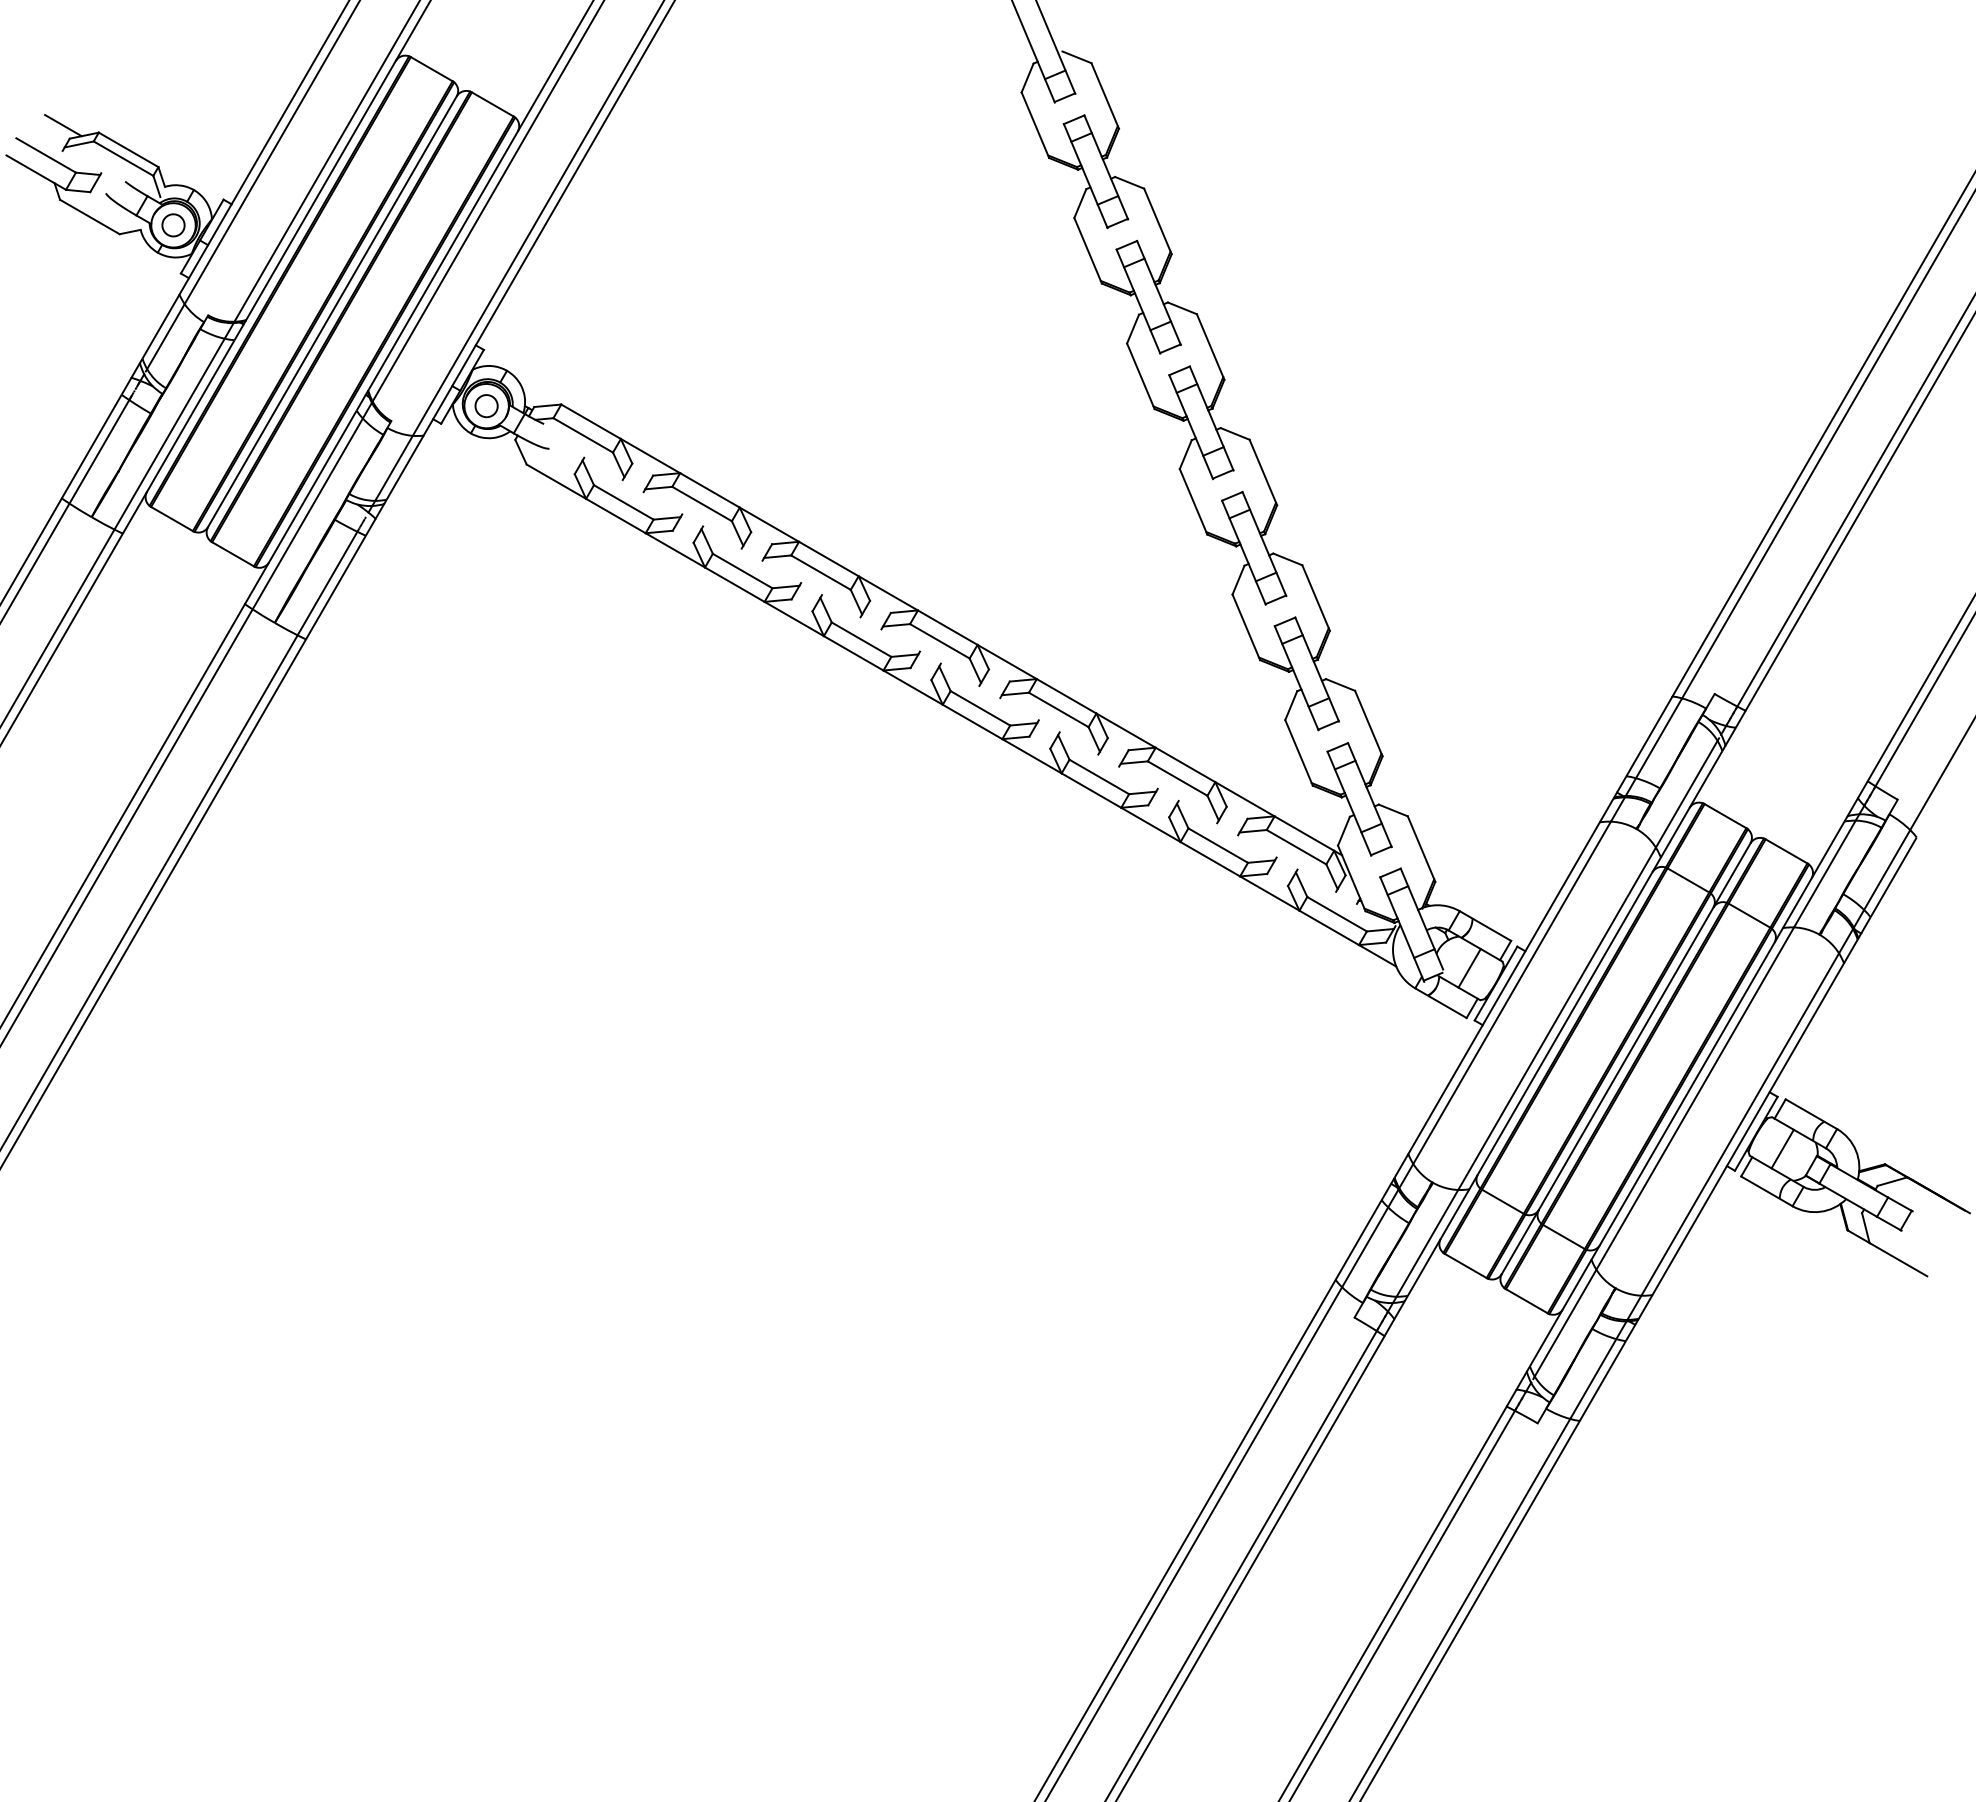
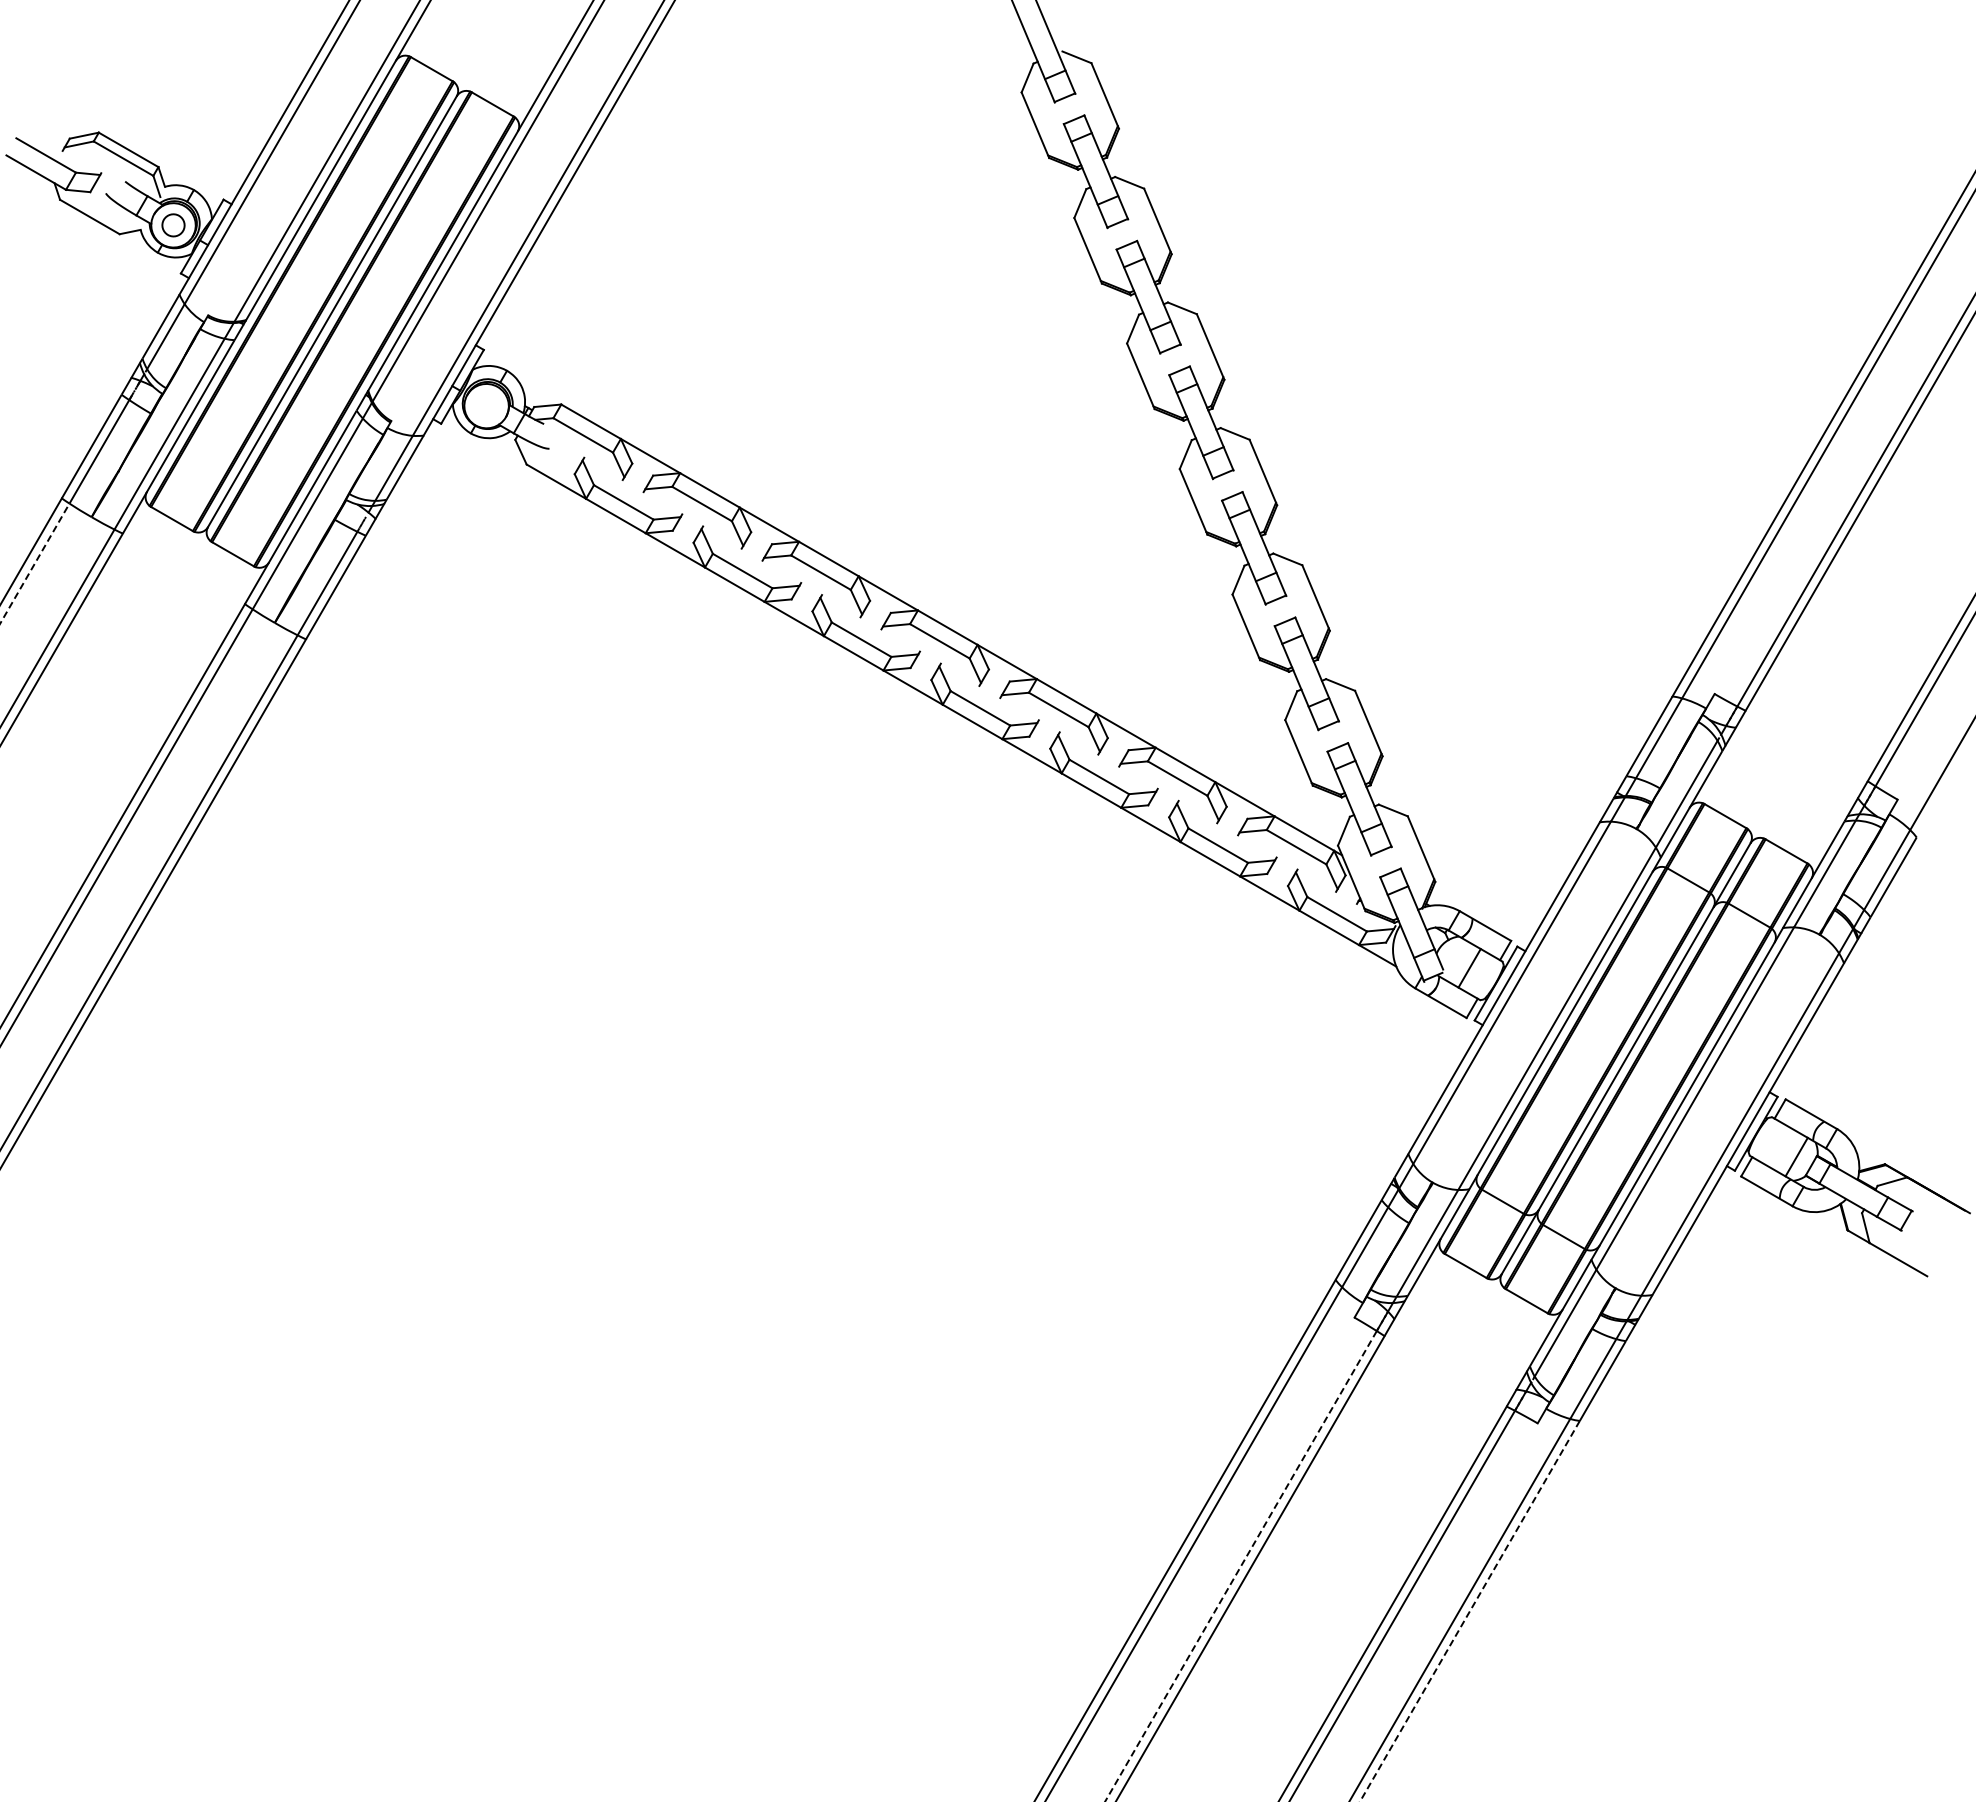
line: present -> none (63, 125)
part: present -> none (486, 406)
line: solid -> dashed (35, 563)
line position: (1782, 1148) -> (1796, 1156) (1796, 1156)
line: solid -> dashed (1240, 1566)
line: solid -> dashed (1469, 1611)
